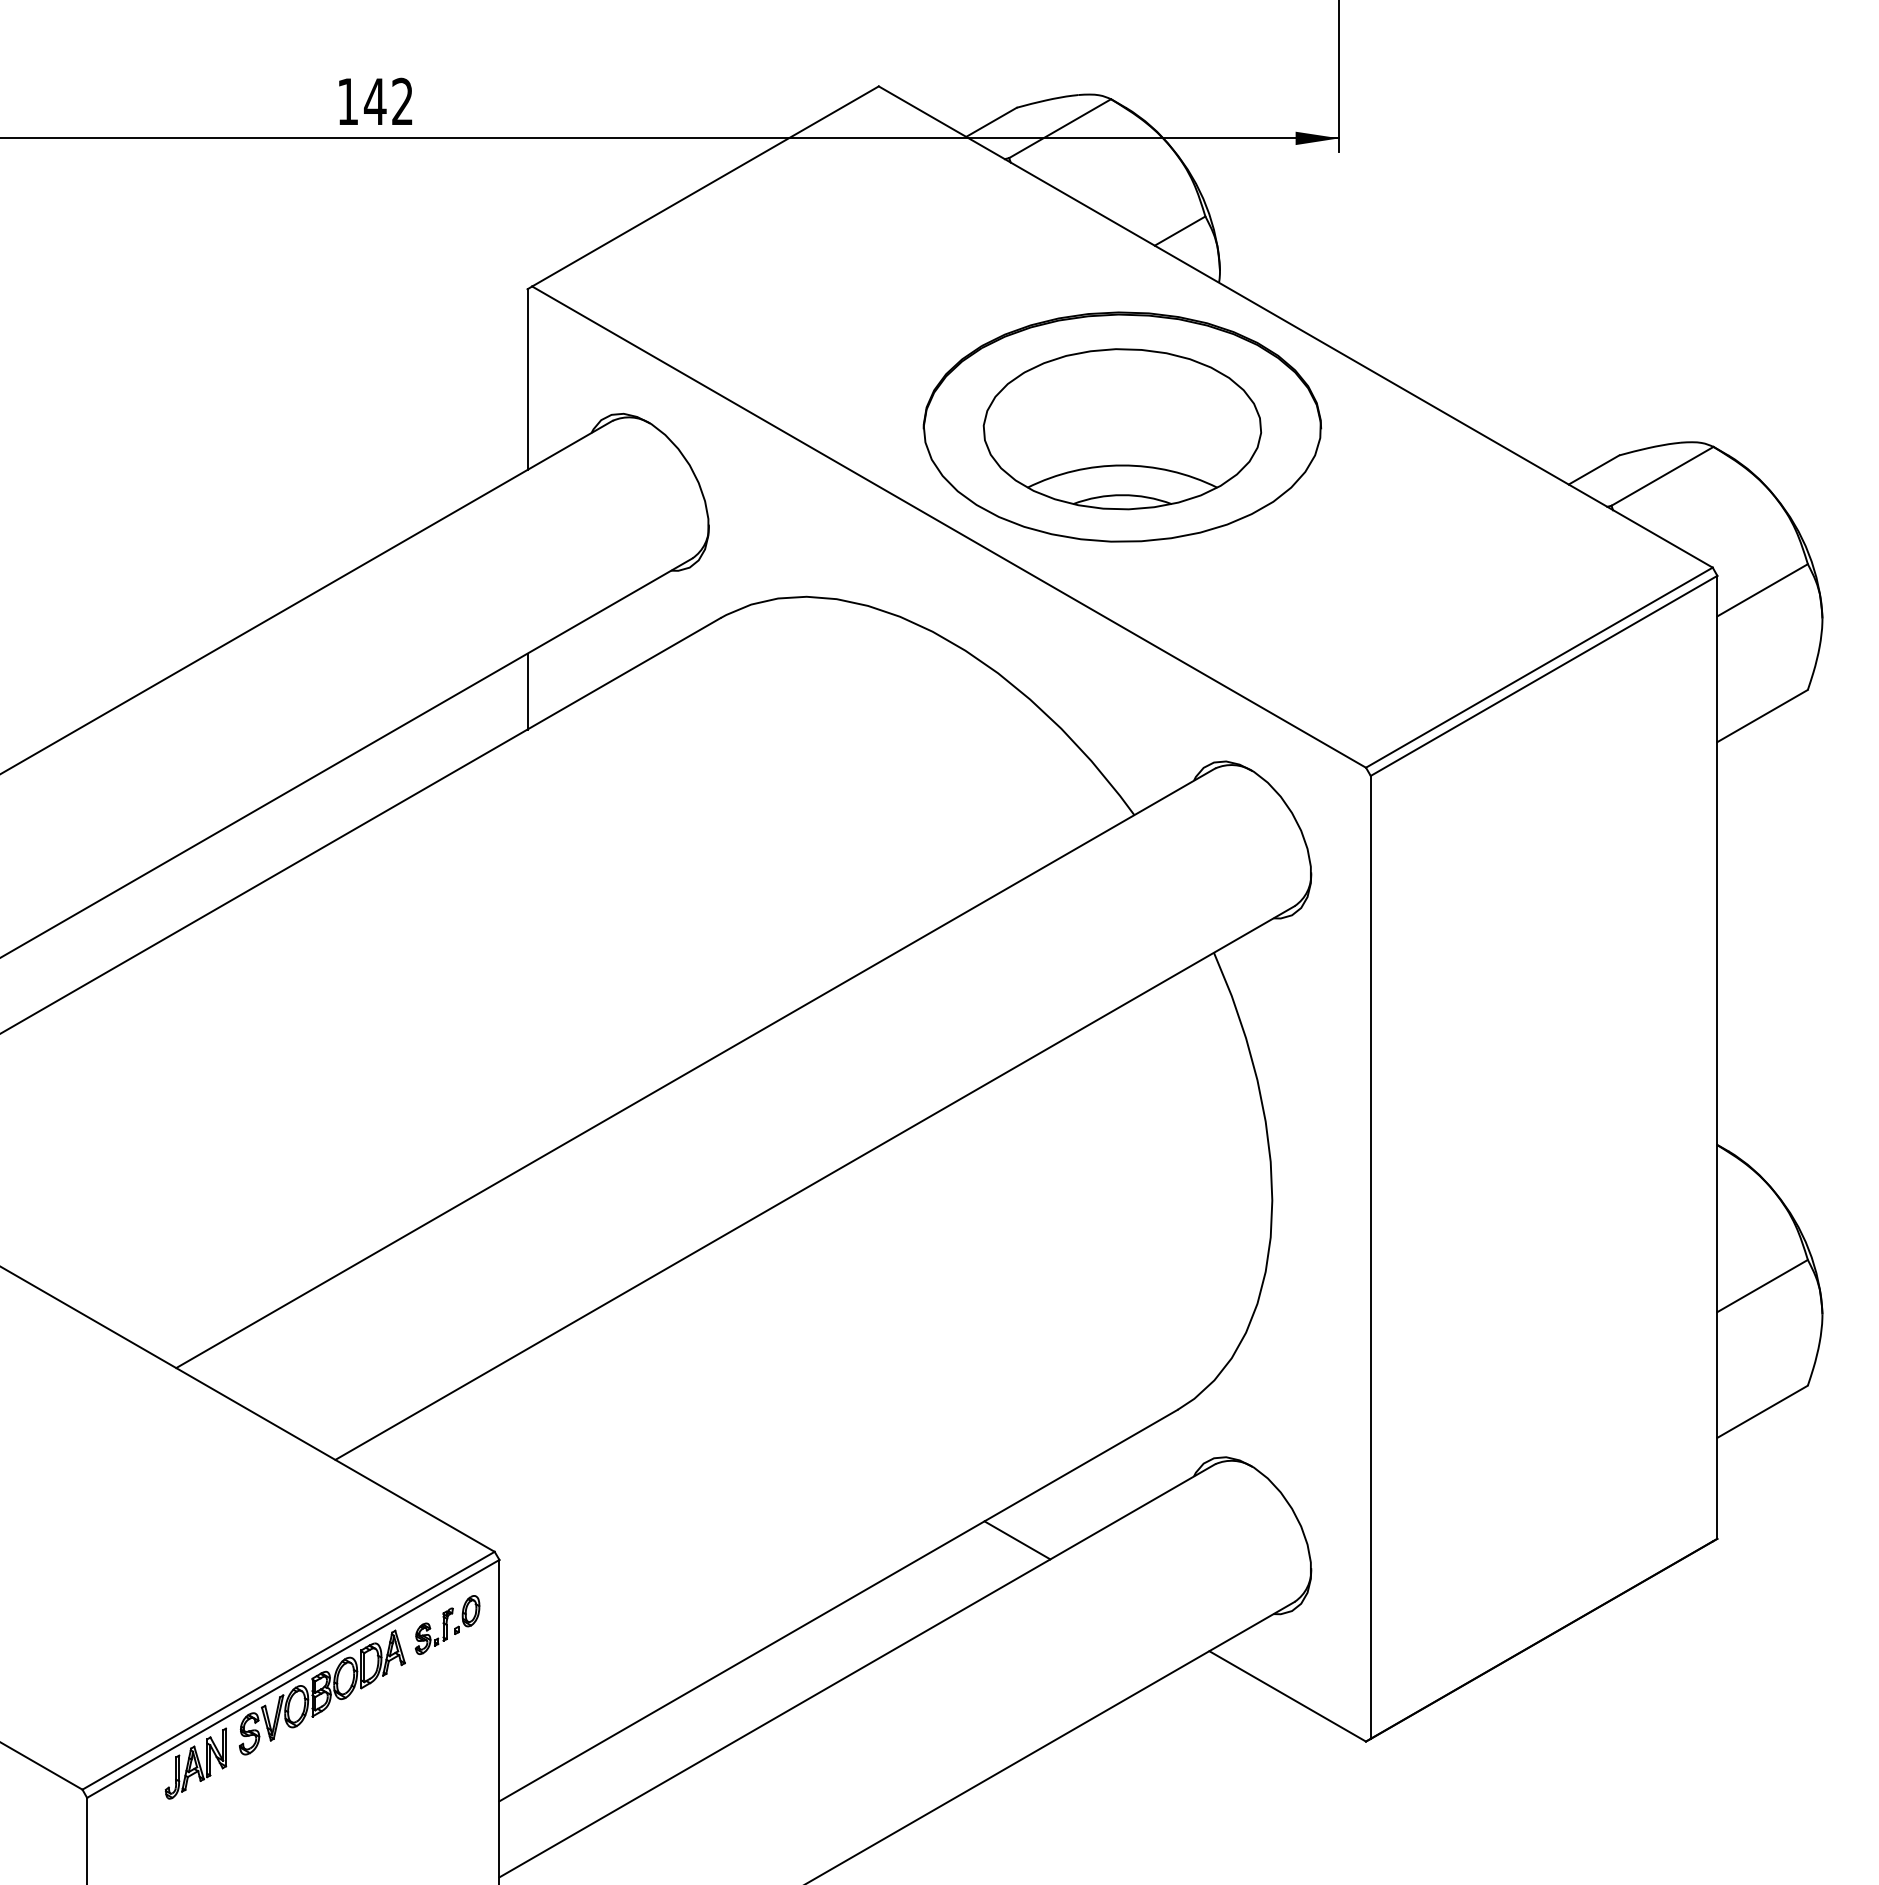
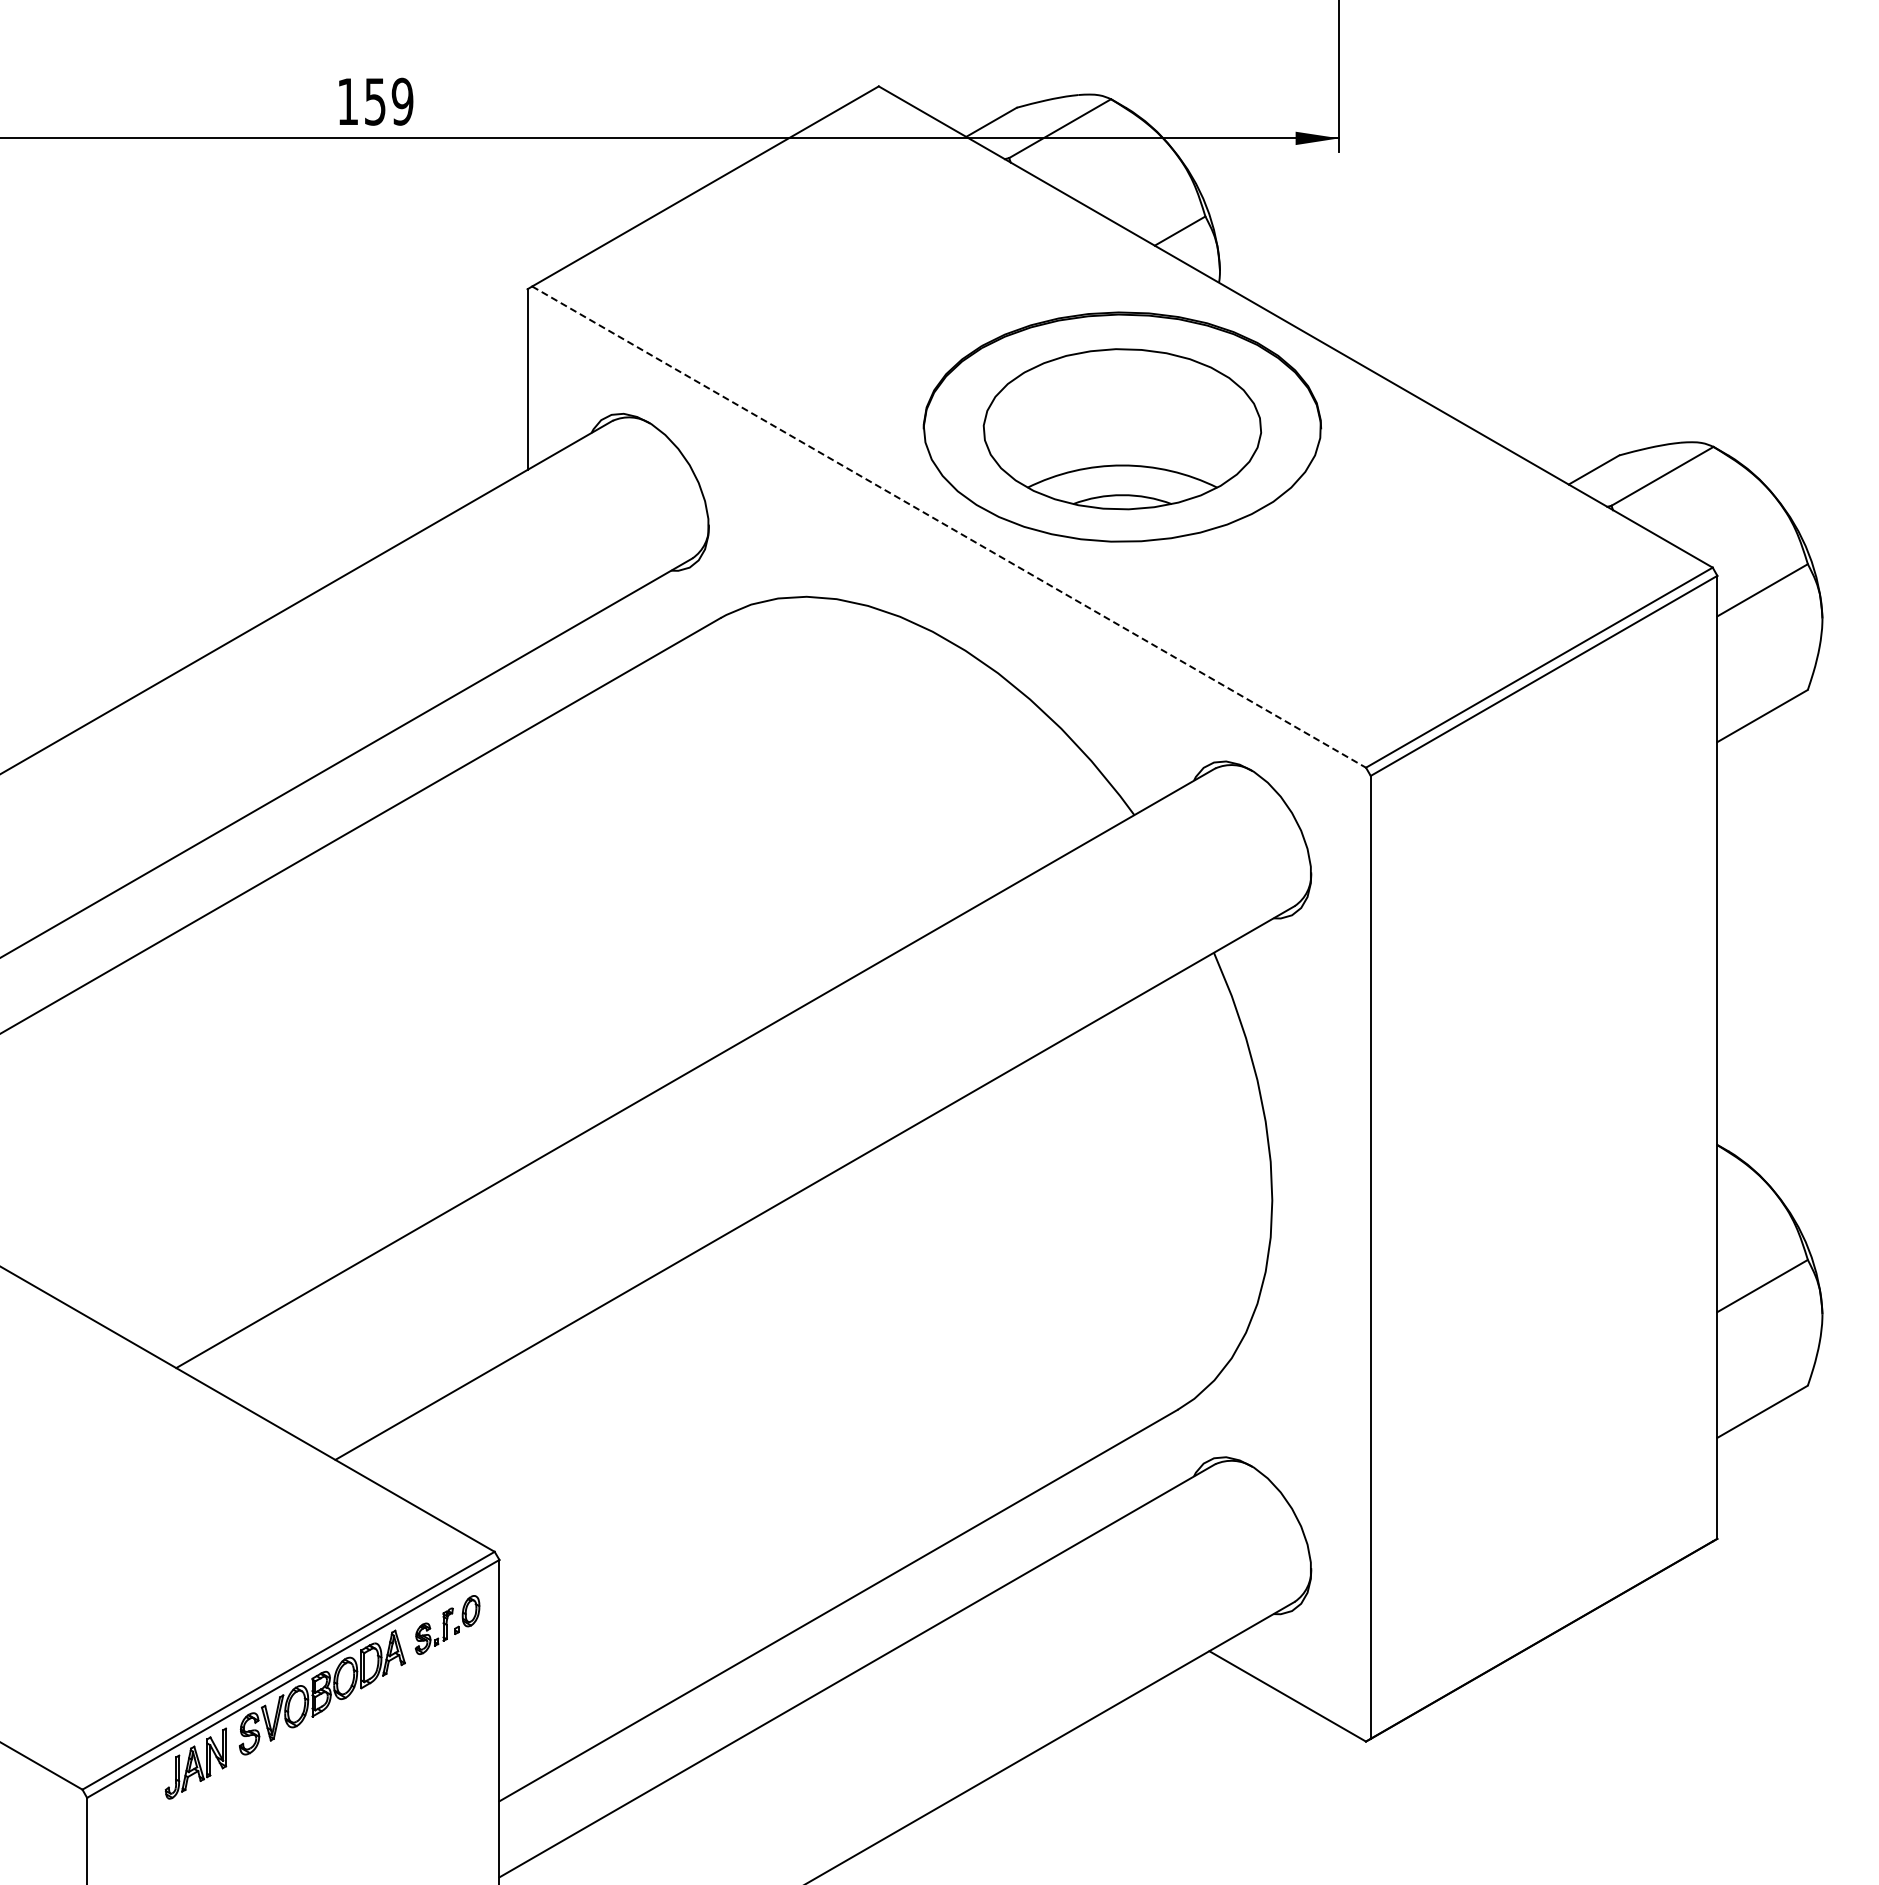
text: 142 -> 159 (388, 101)
line: solid -> dashed (949, 527)
line: present -> none (527, 691)
line: present -> none (1017, 1540)
